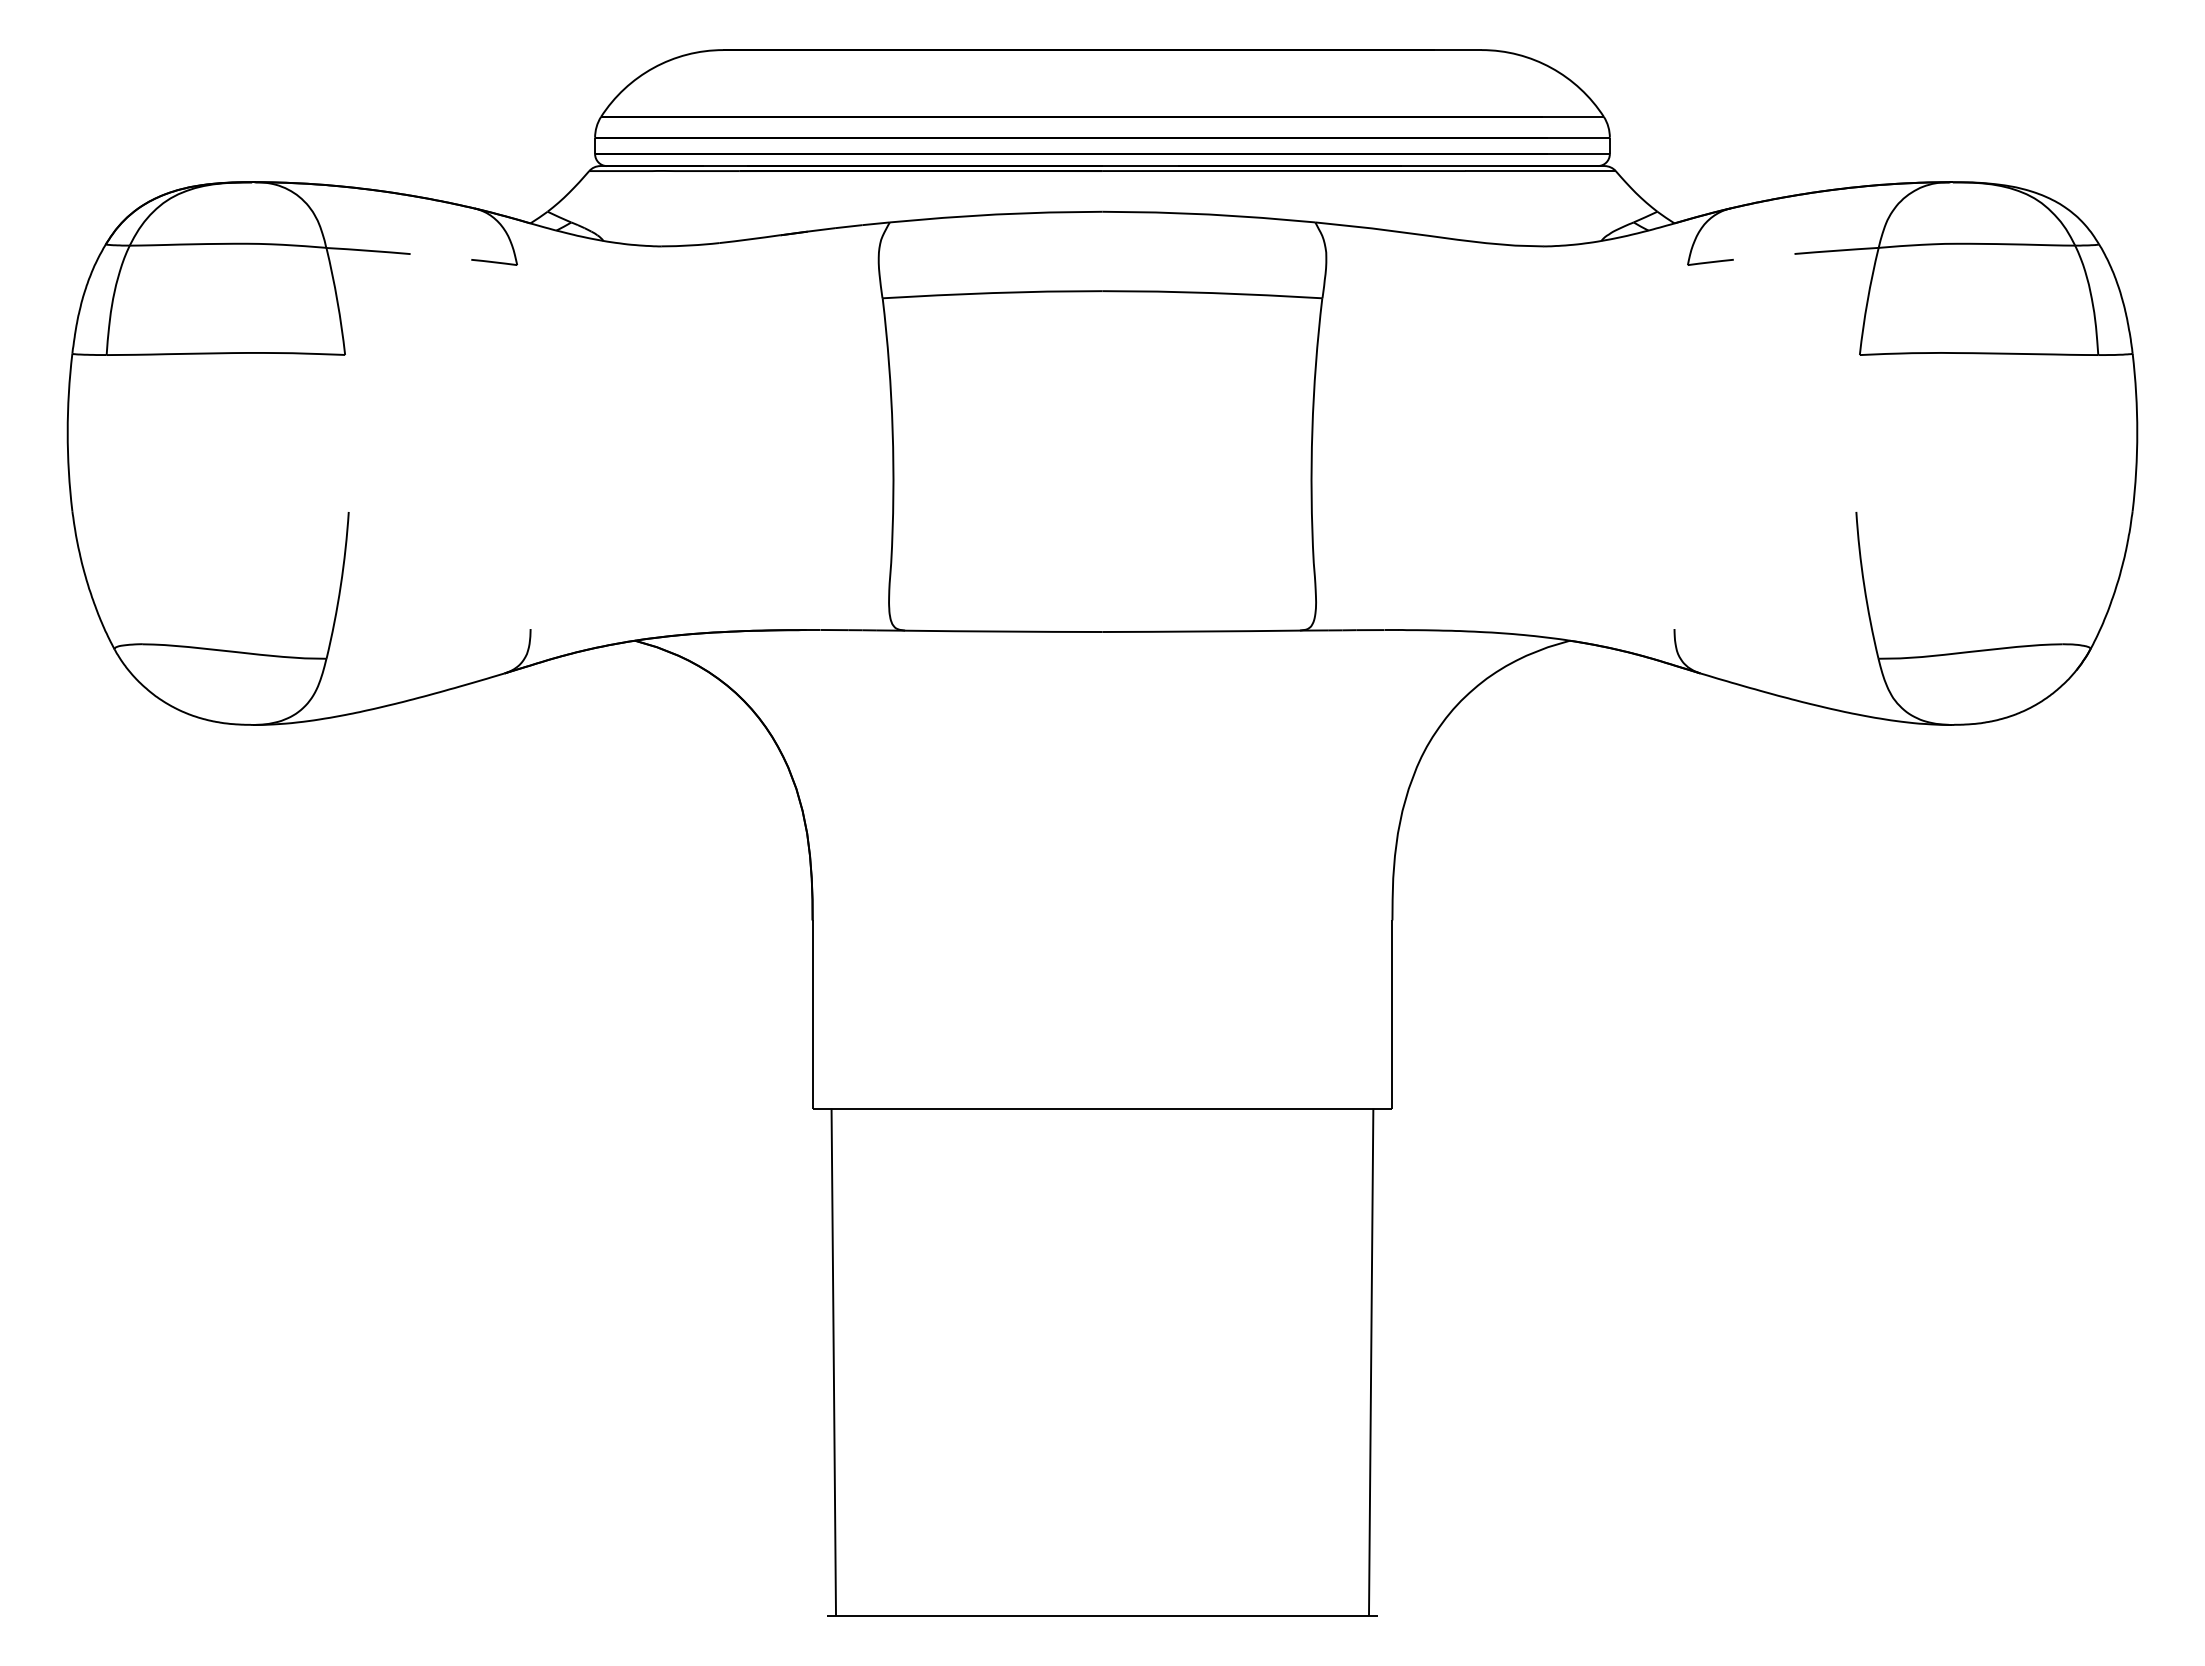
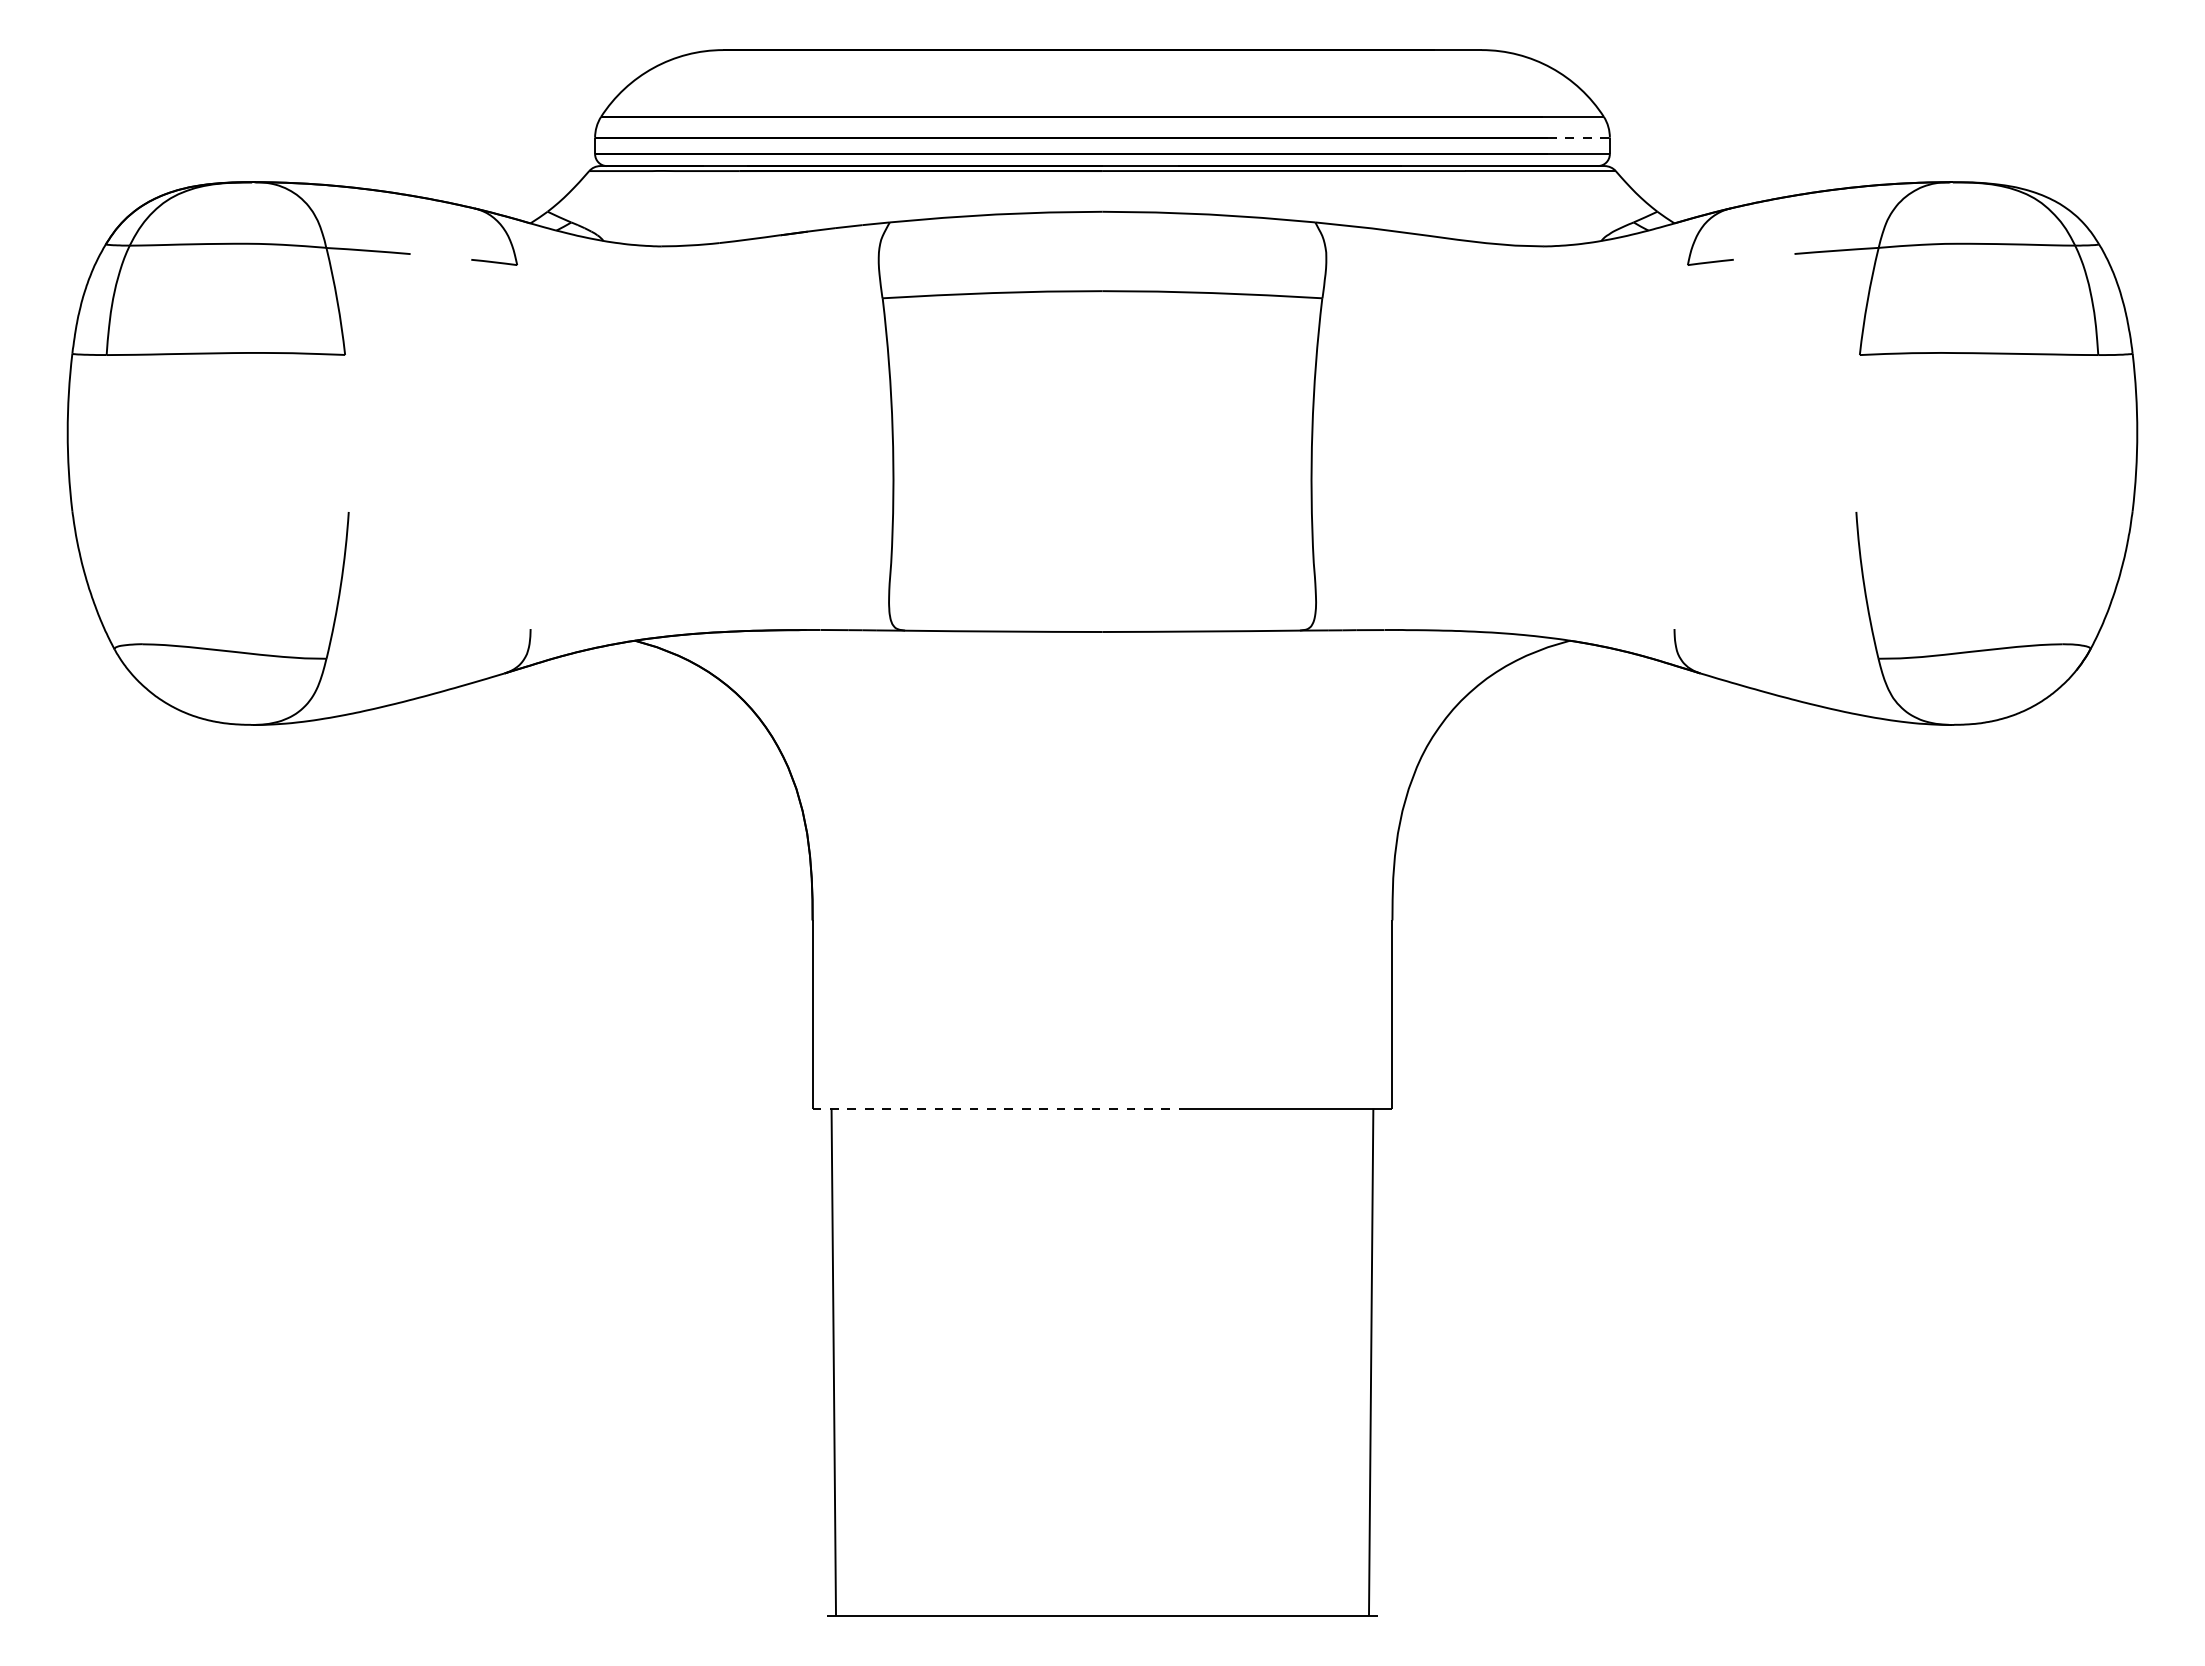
line: solid -> dashed (1579, 137)
line: solid -> dashed (998, 1108)
